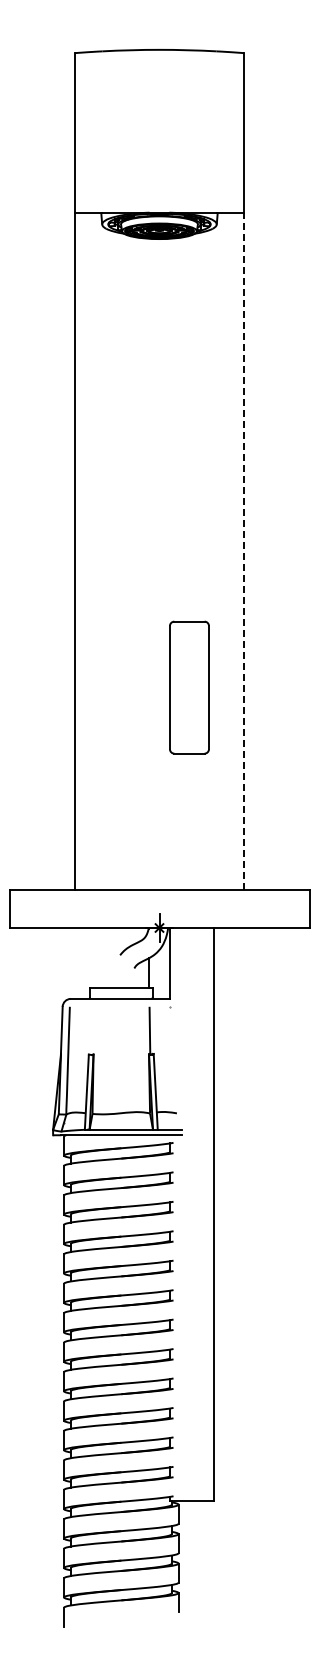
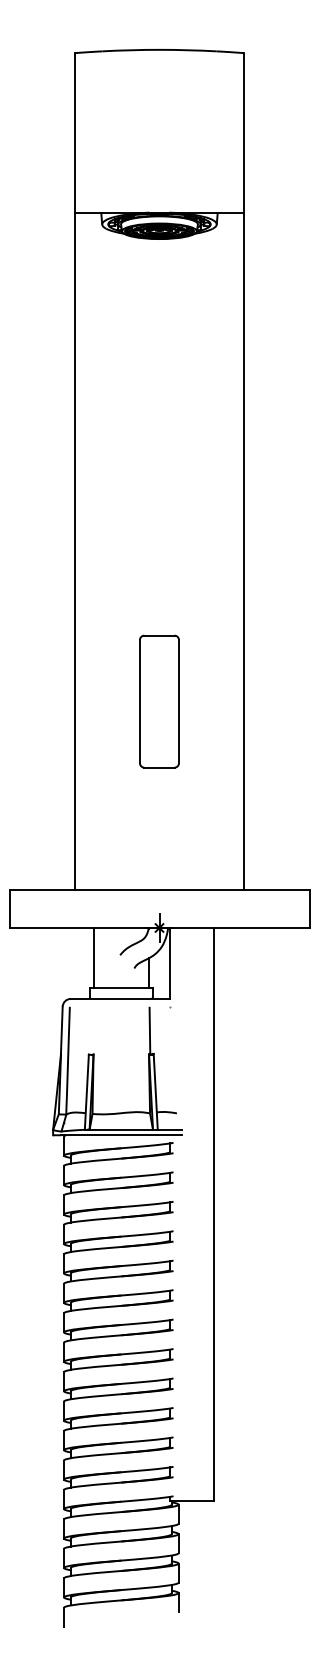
line: dashed -> solid (244, 551)
part position: (189, 687) -> (159, 701) (159, 701)
line: none -> present (94, 958)
